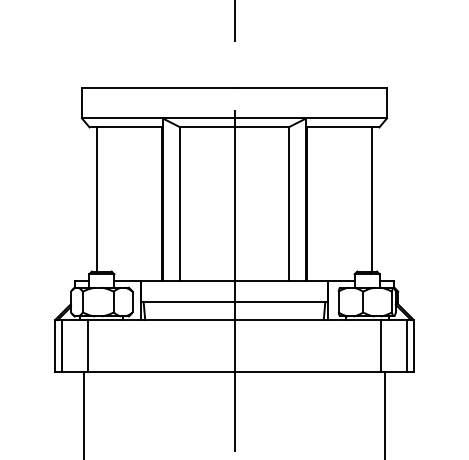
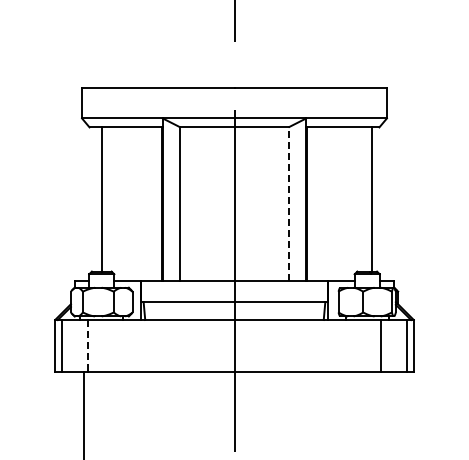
line position: (96, 199) -> (101, 199) (101, 199)
line: solid -> dashed (289, 203)
line: solid -> dashed (88, 346)
line: present -> none (385, 414)
